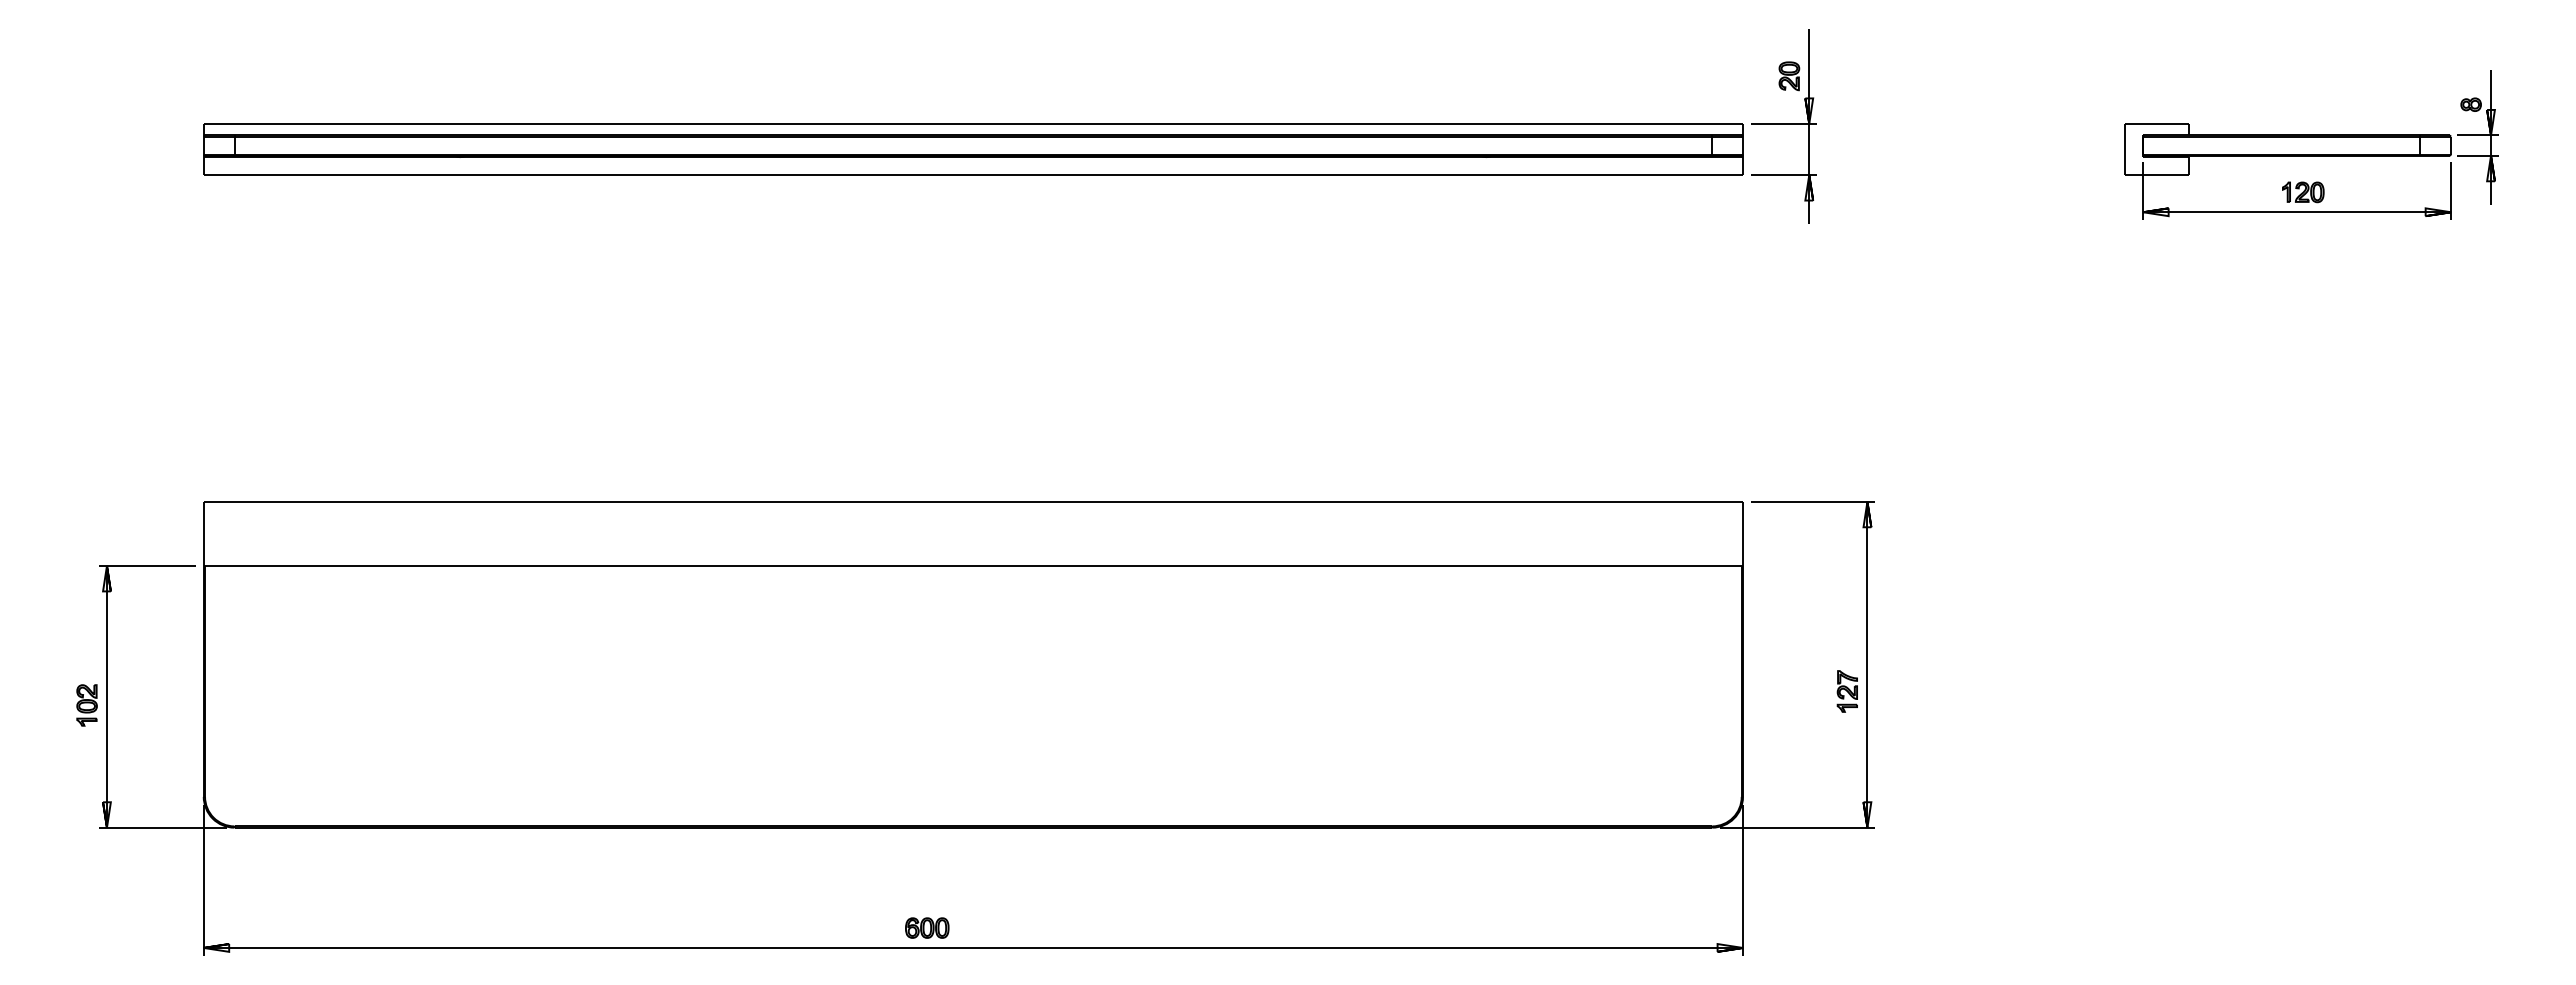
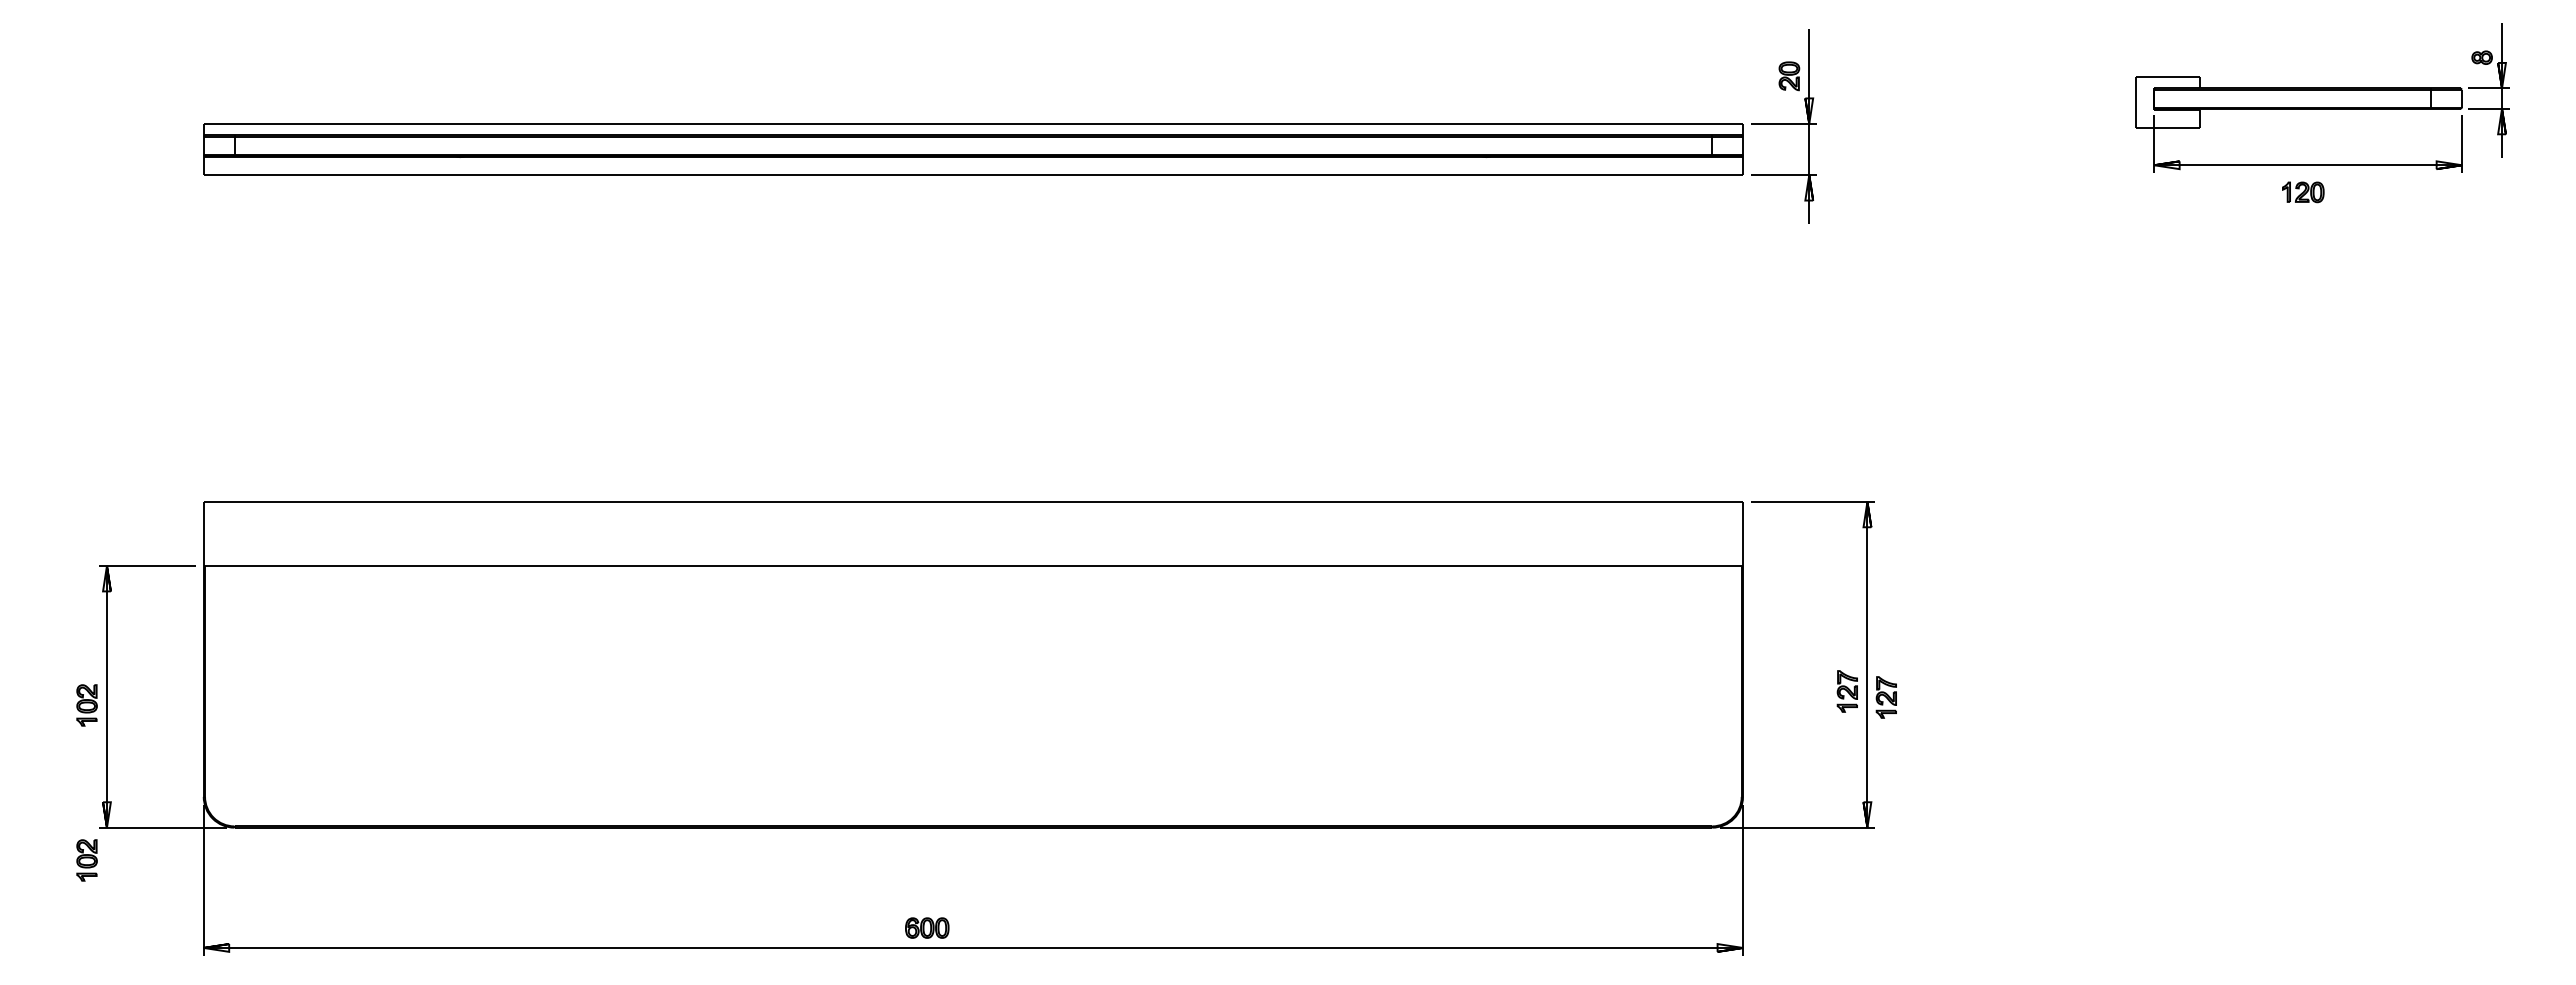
part position: (2311, 144) -> (2322, 97) (2322, 97)
part: none -> present (1885, 697)
part: none -> present (86, 860)
